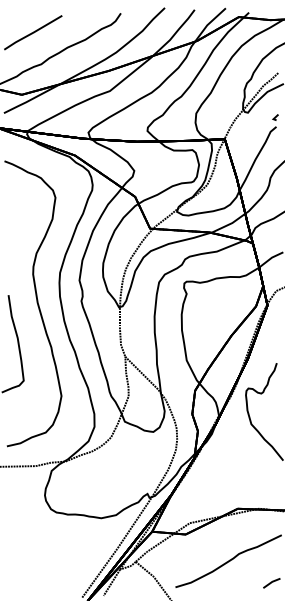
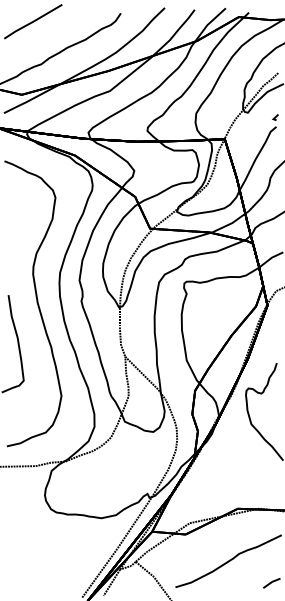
line position: (33, 32) -> (33, 21) (33, 21)
